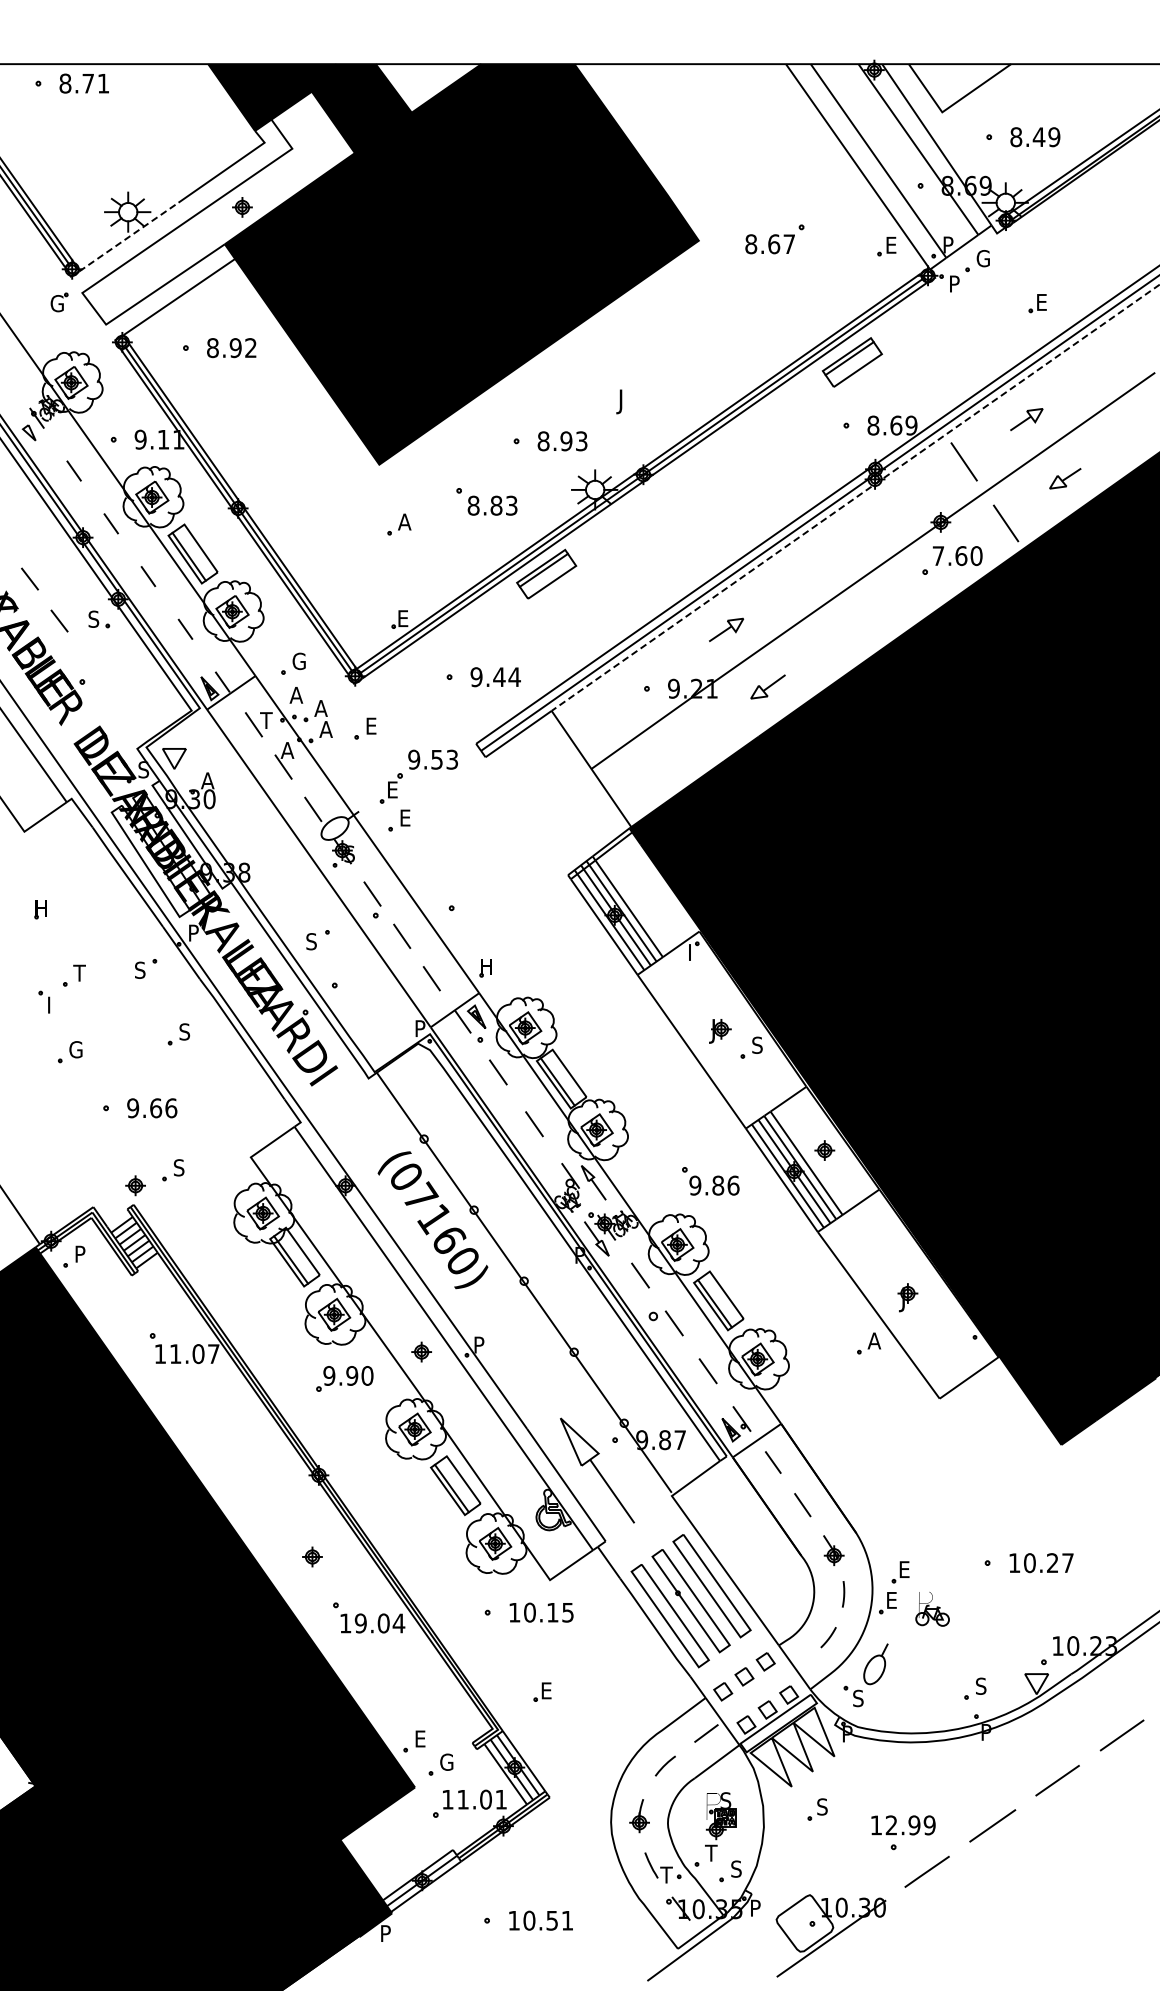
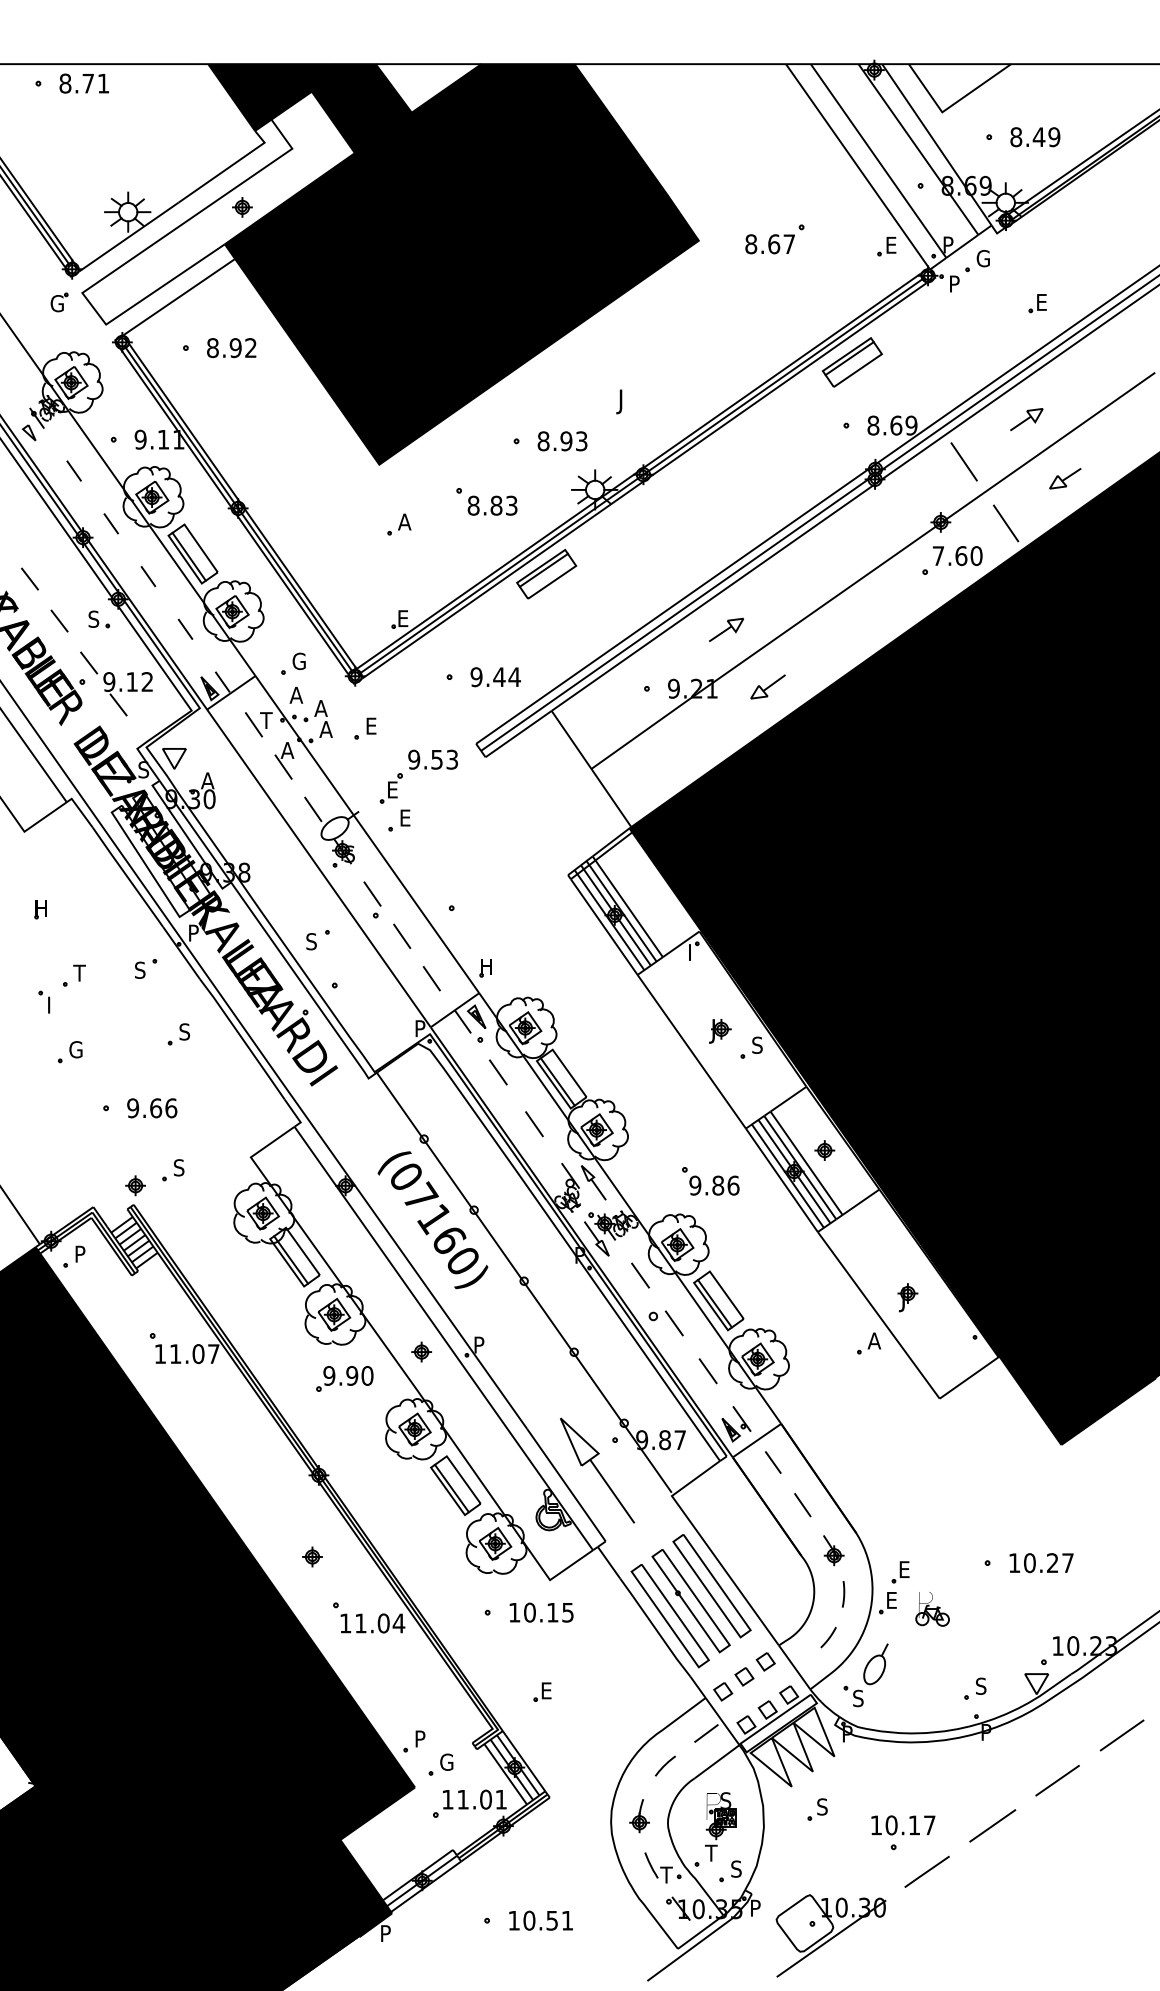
line: dashed -> solid (129, 236)
line: dashed -> solid (855, 498)
part: none -> present (116, 683)
text: 19.04 -> 11.04 (360, 1623)
text: E -> P (421, 1738)
text: 12.99 -> 10.17 (910, 1825)
